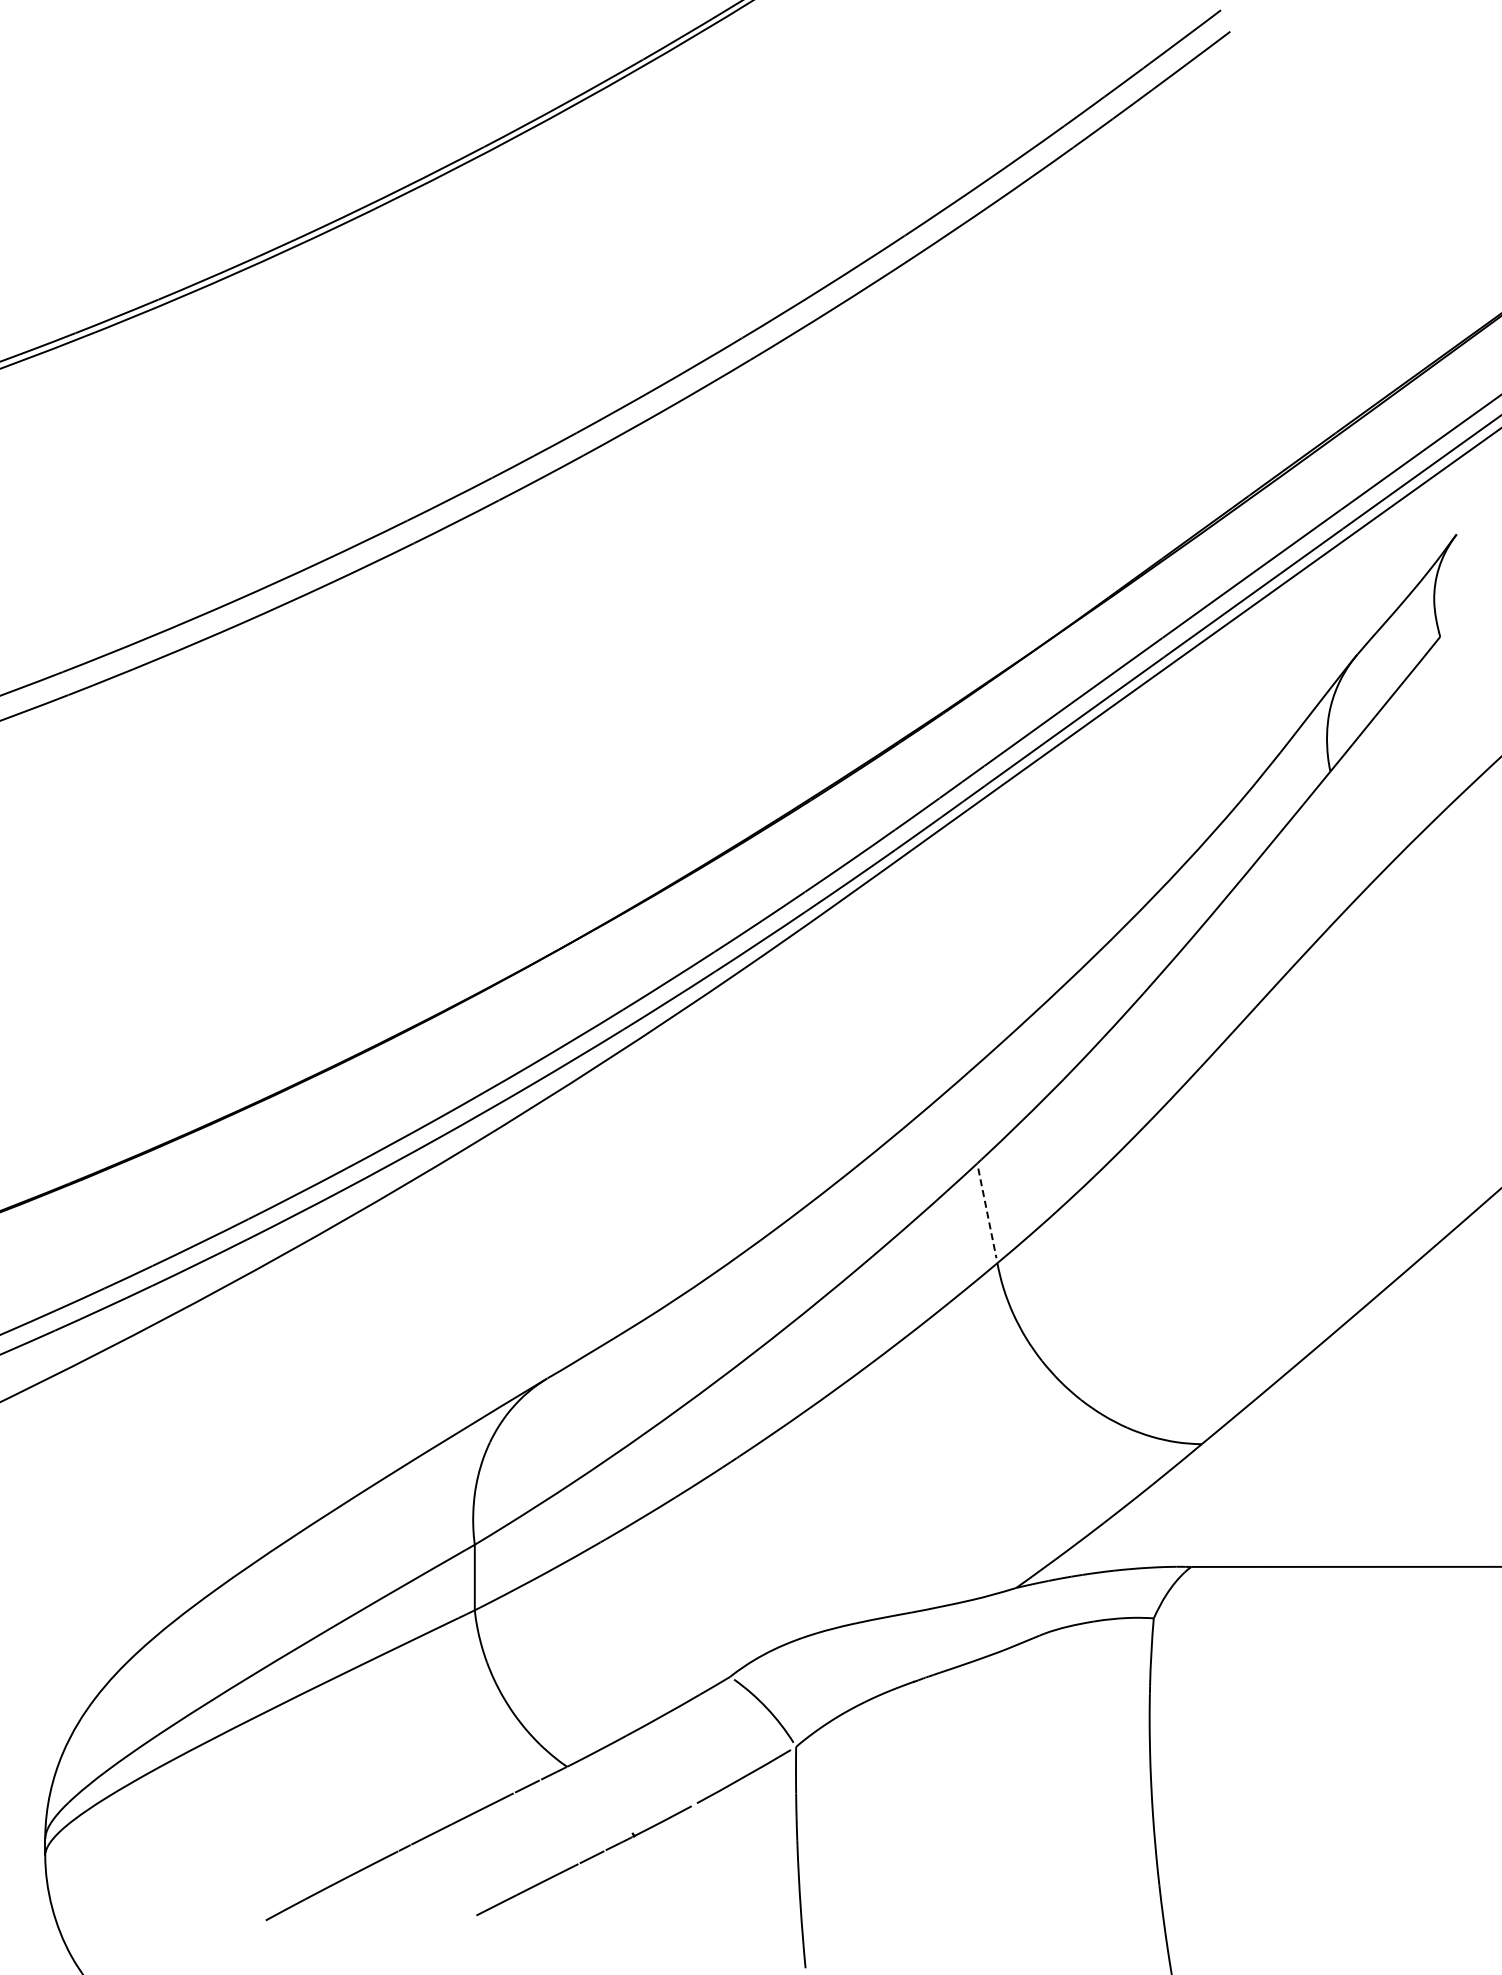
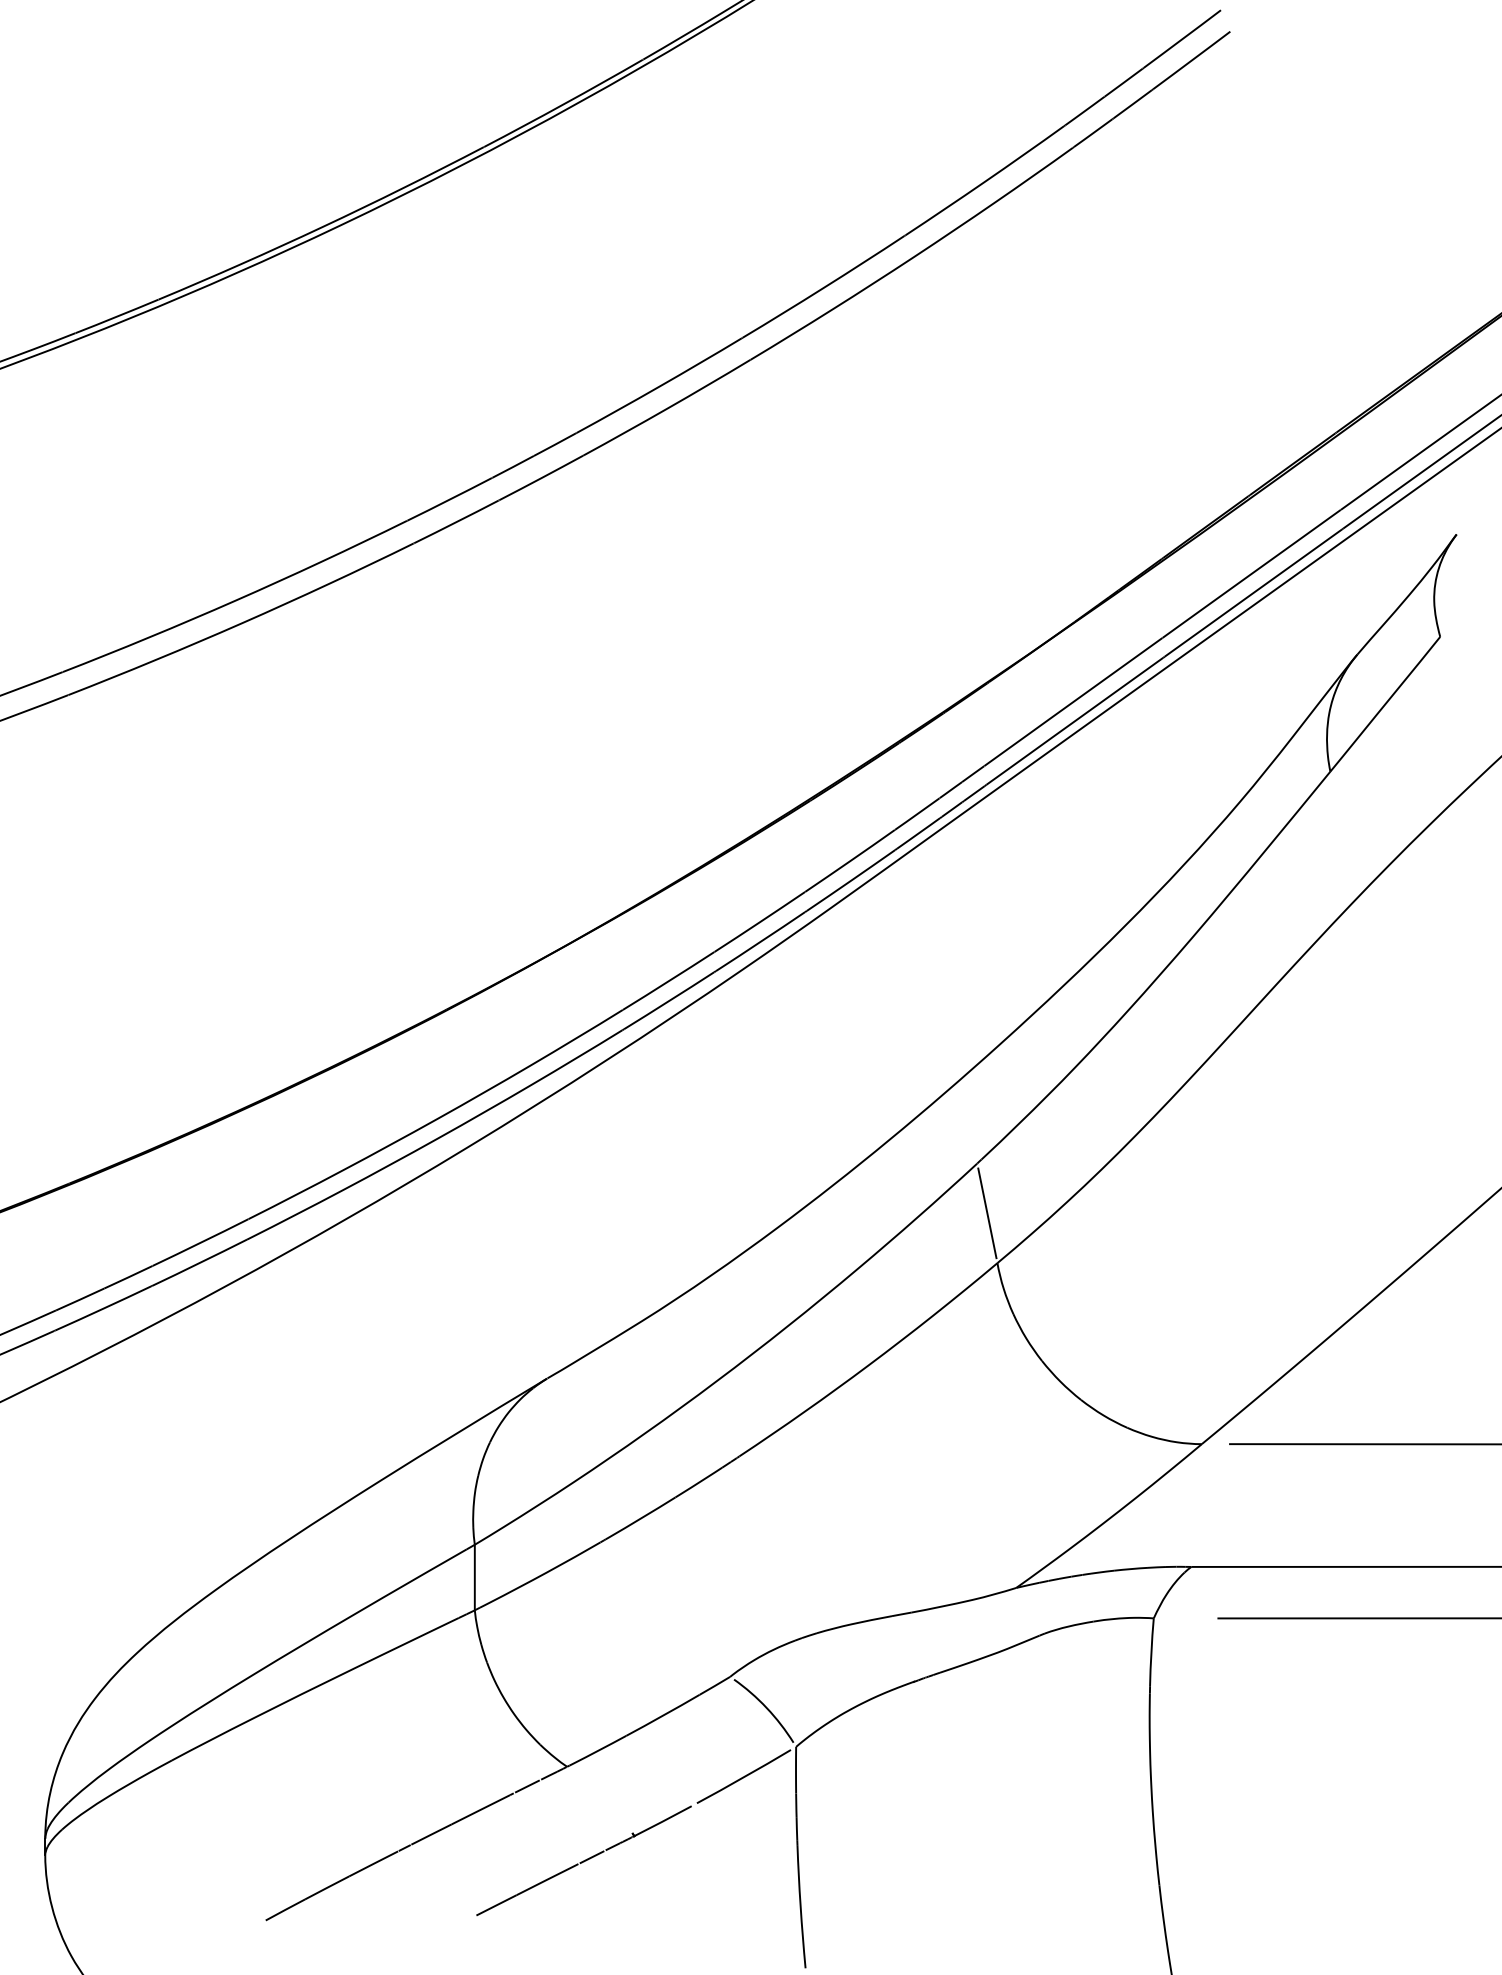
line: dashed -> solid (987, 1213)
line: none -> present (1364, 1444)
line: none -> present (1358, 1618)
